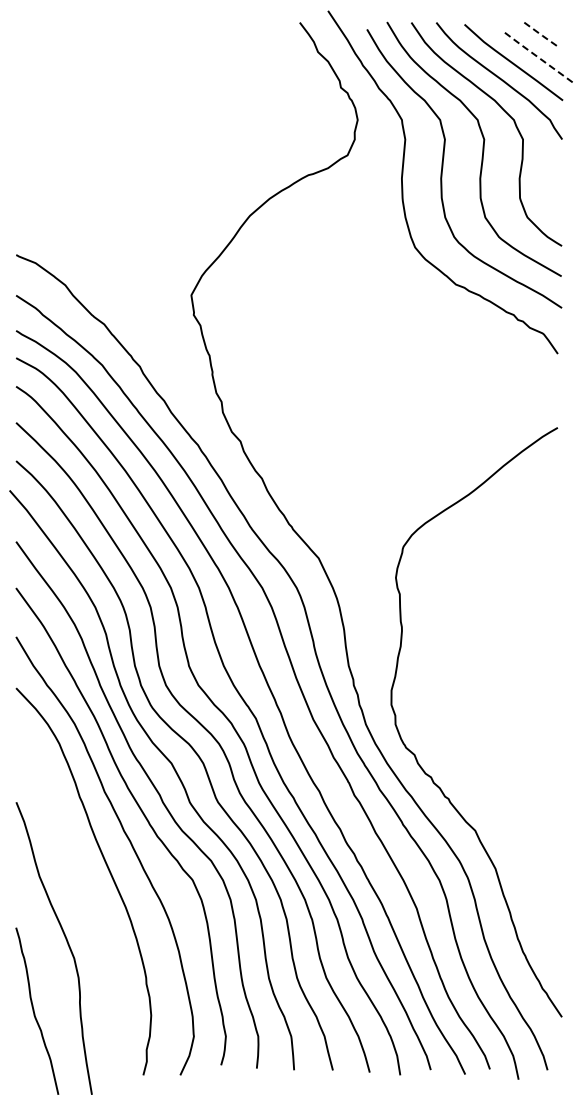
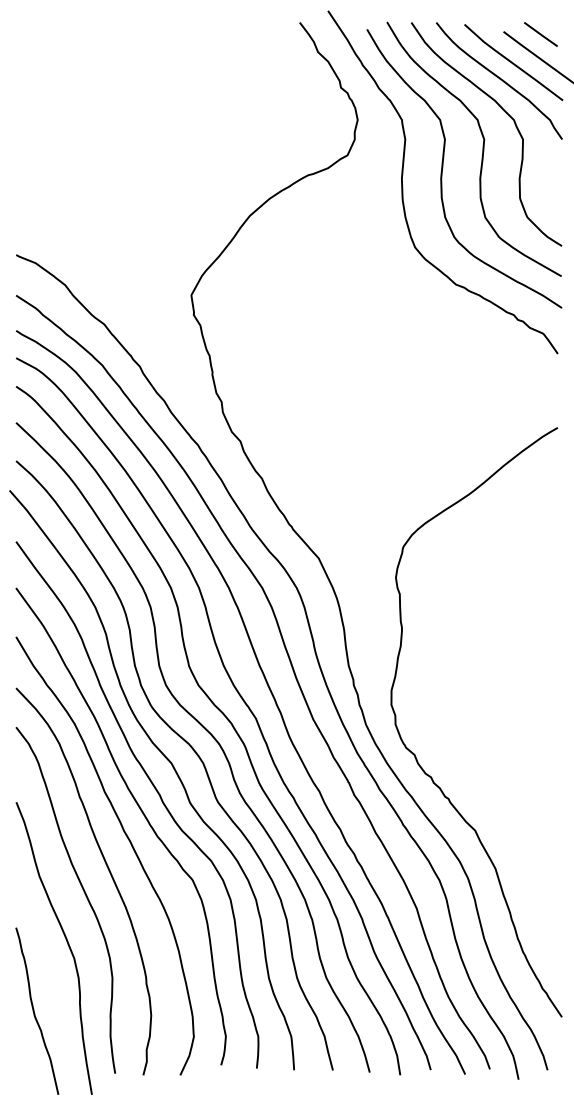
line: dashed -> solid (541, 35)
line: dashed -> solid (537, 56)
curve: none -> present (83, 892)
